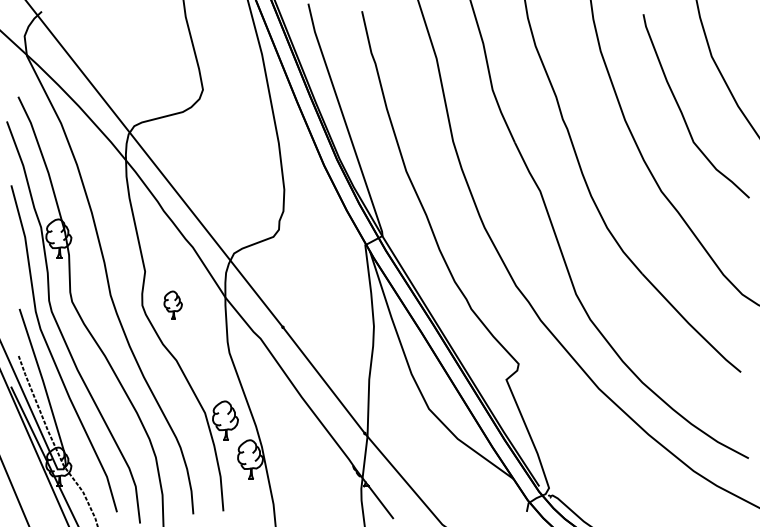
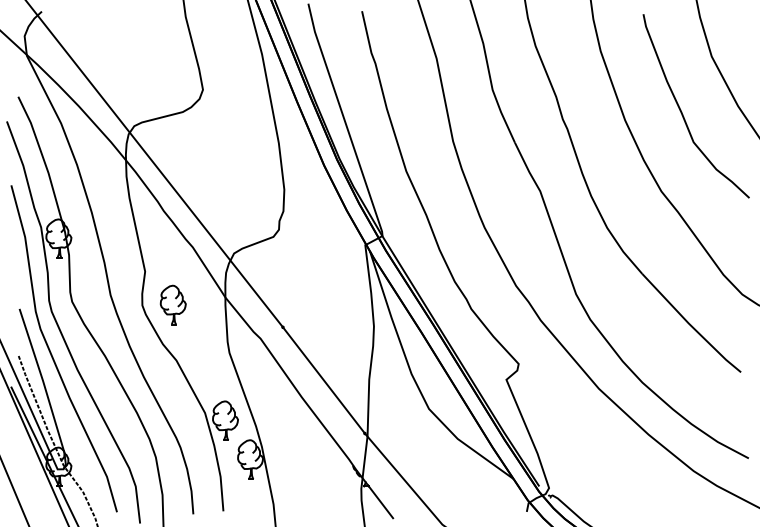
part size: 20x30 px -> 28x42 px (172, 304)
